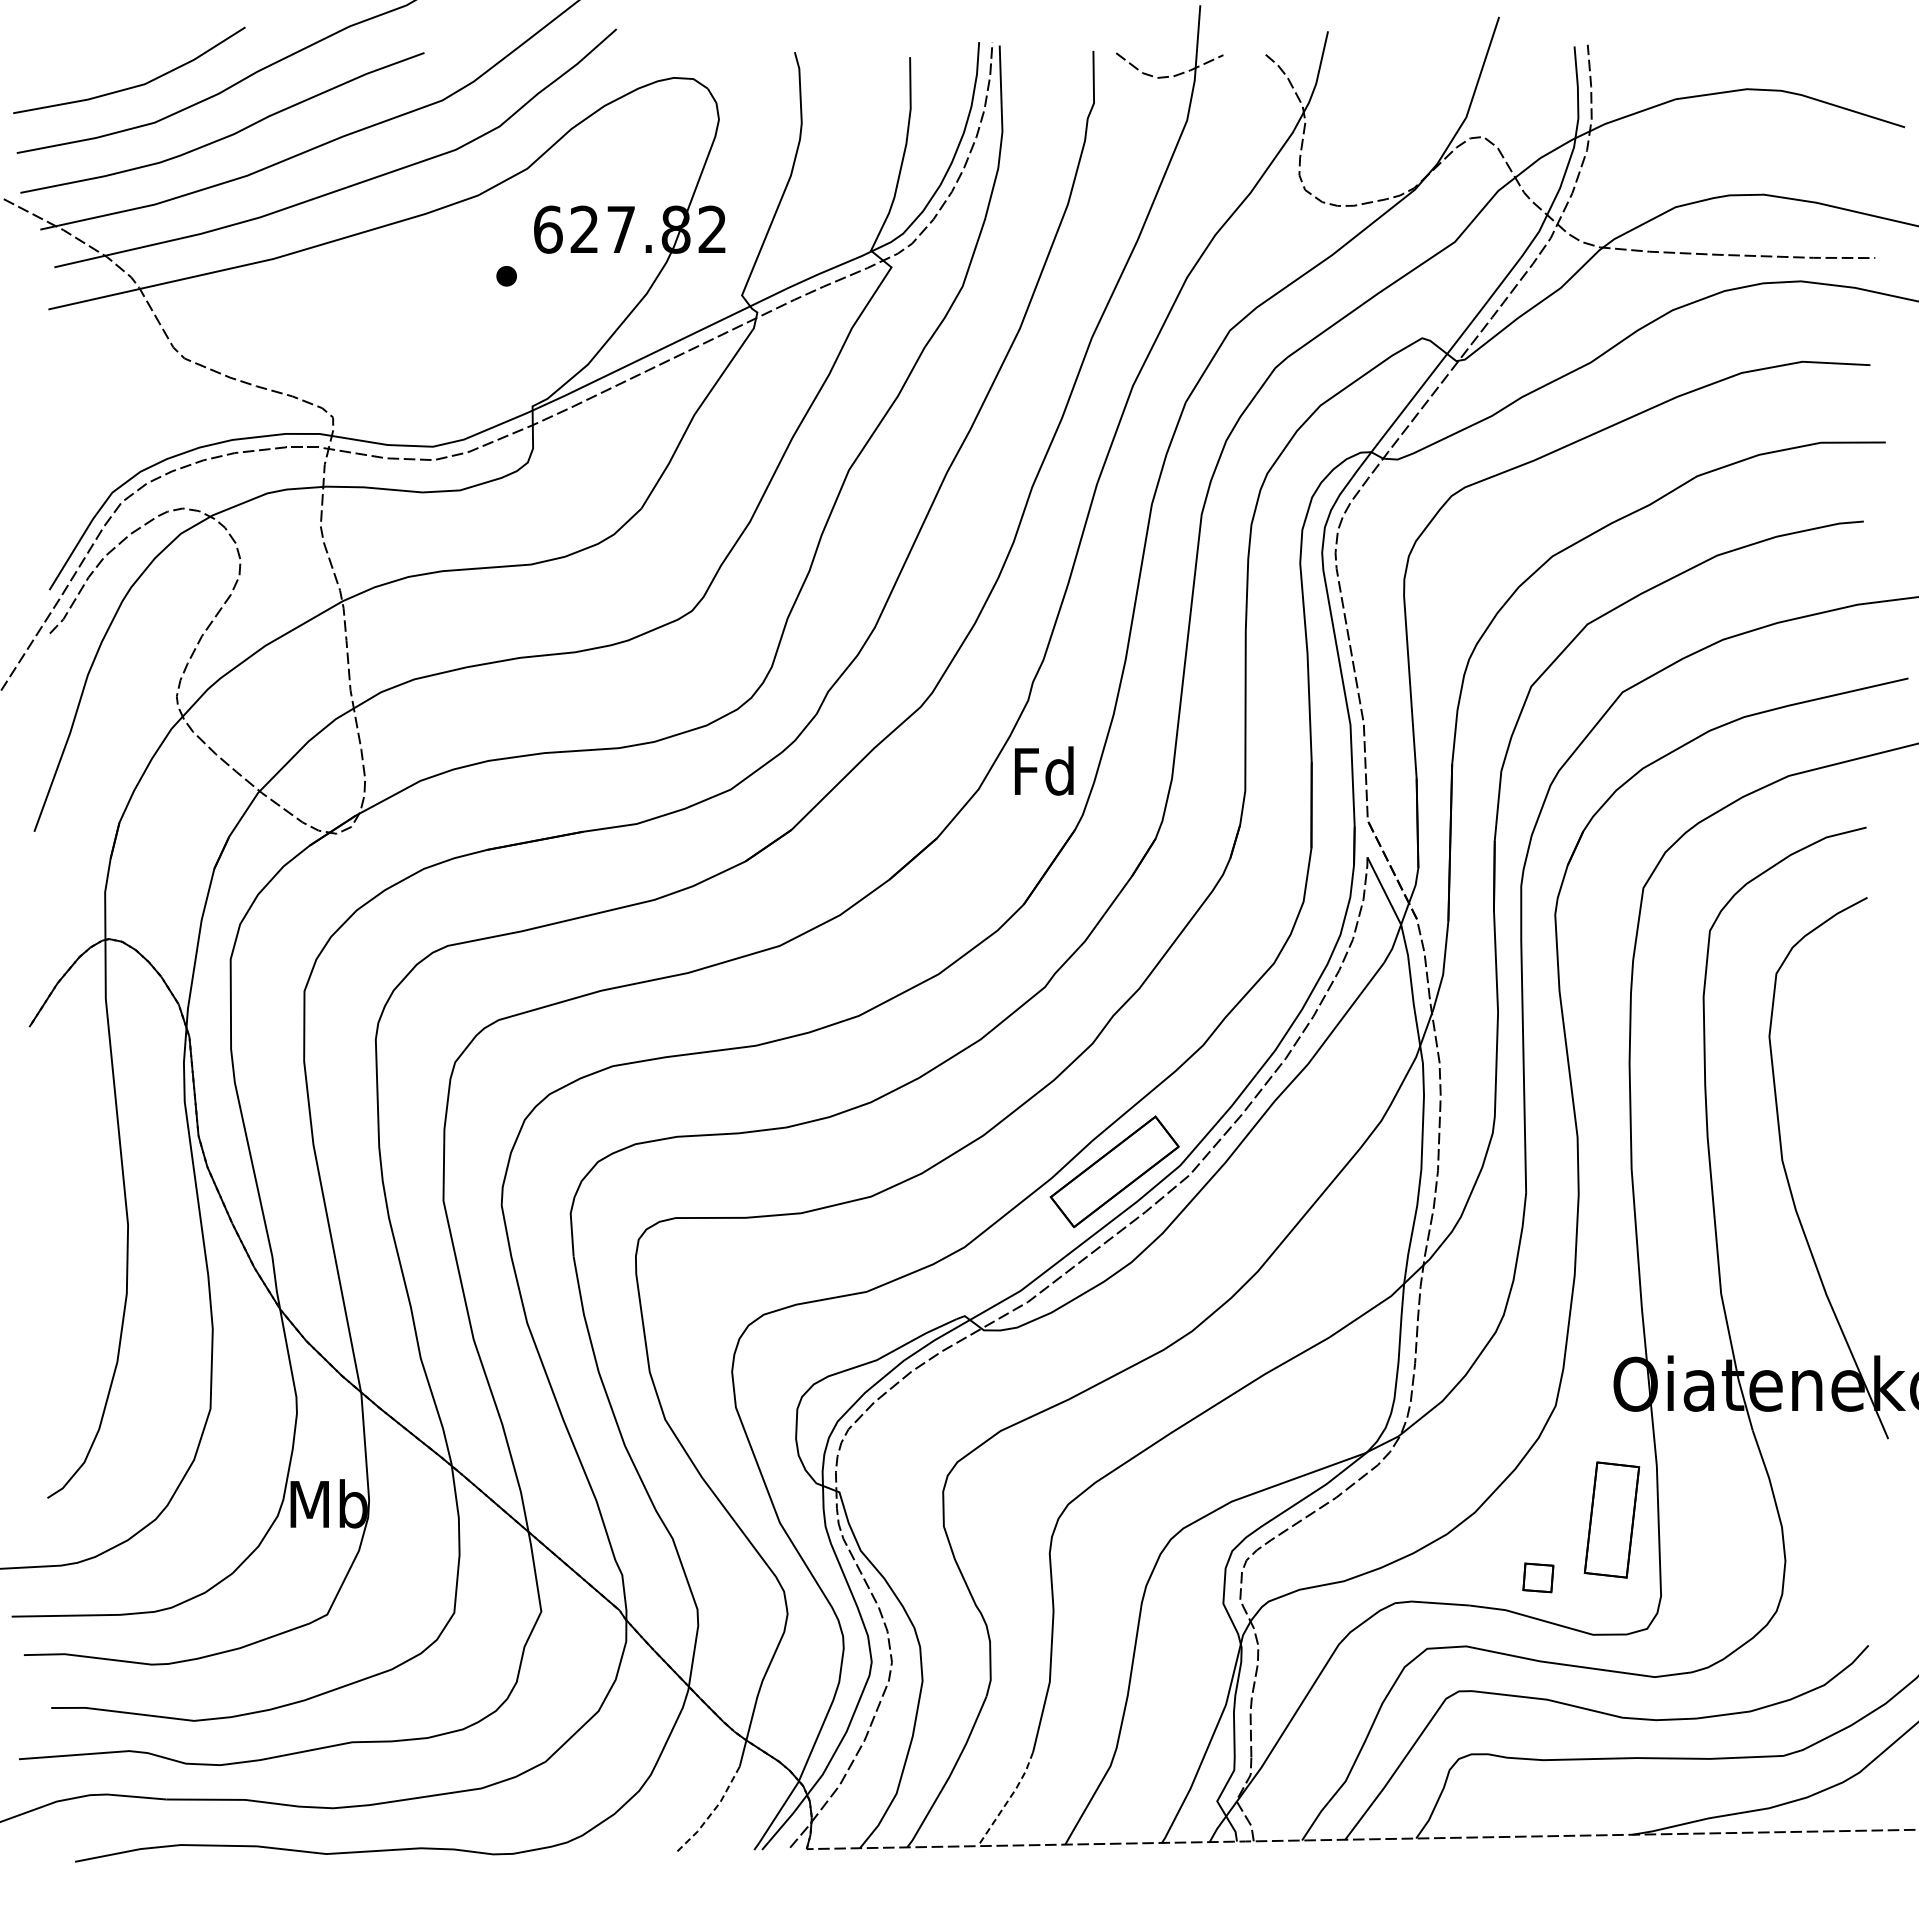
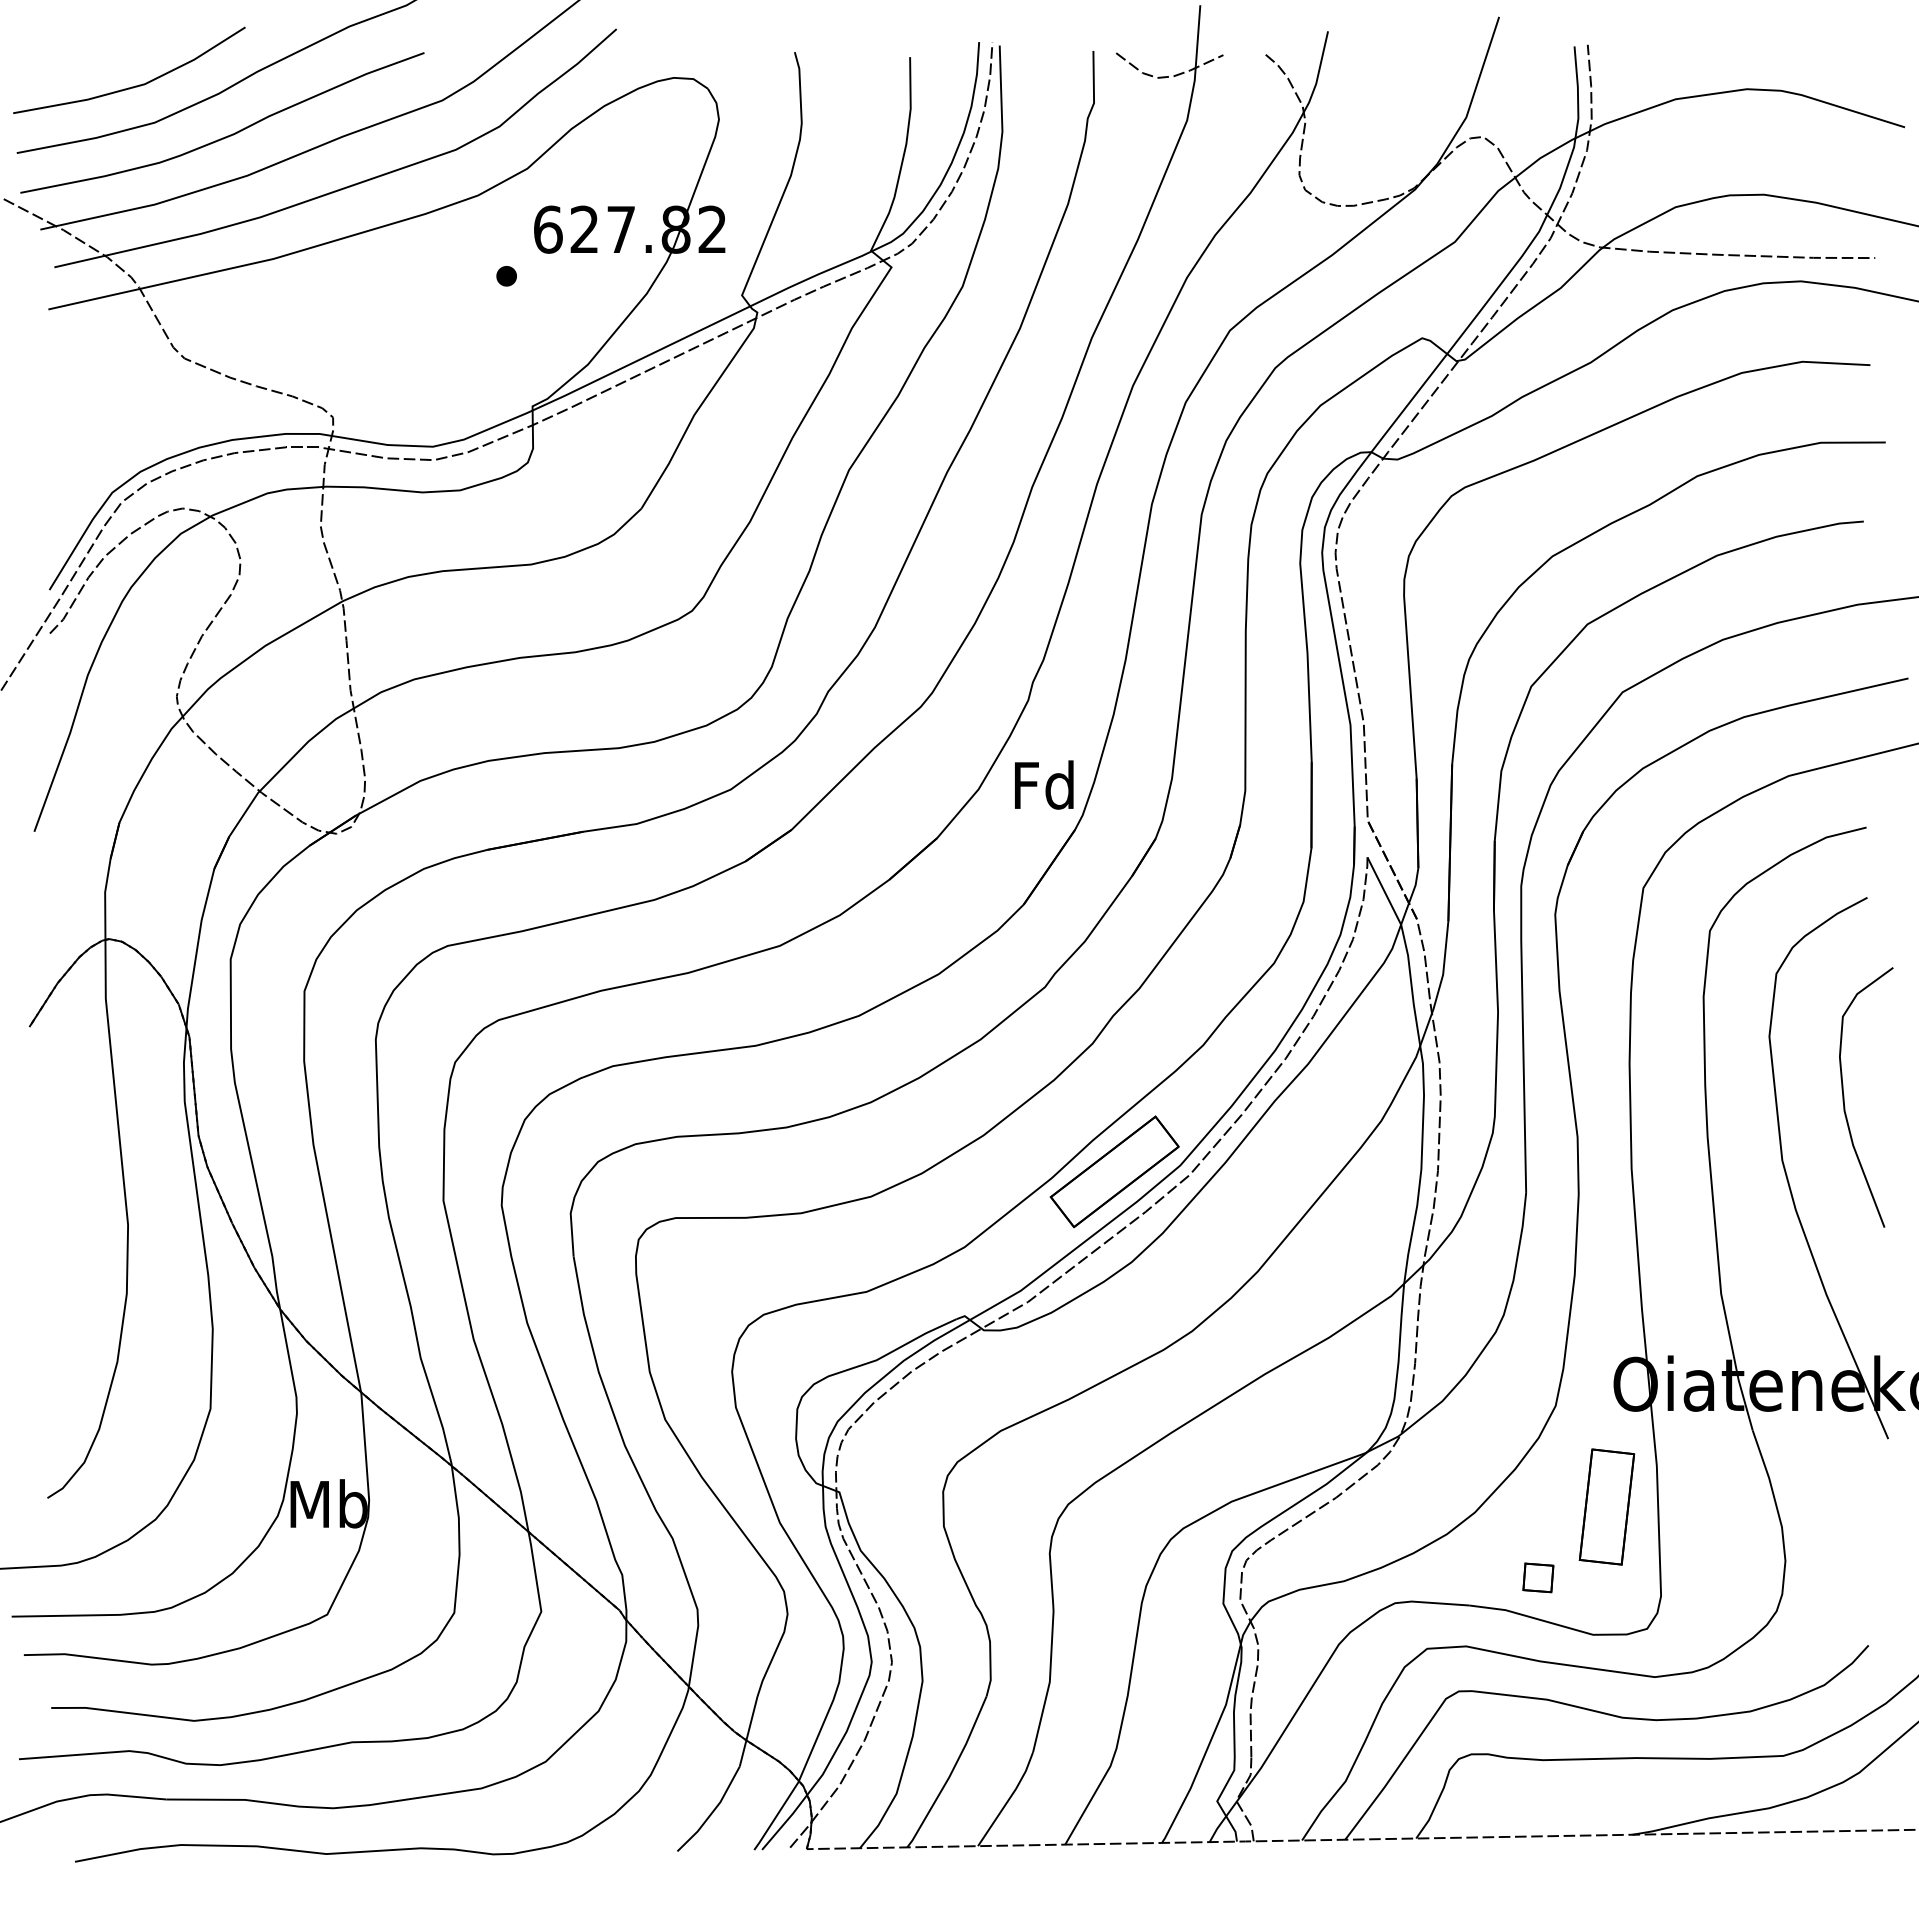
text position: (1044, 770) -> (1044, 784) (1044, 784)
curve: none -> present (1844, 1097)
part position: (1611, 1519) -> (1606, 1506) (1606, 1506)
line: dashed -> solid (1008, 1799)
line: dashed -> solid (712, 1812)
